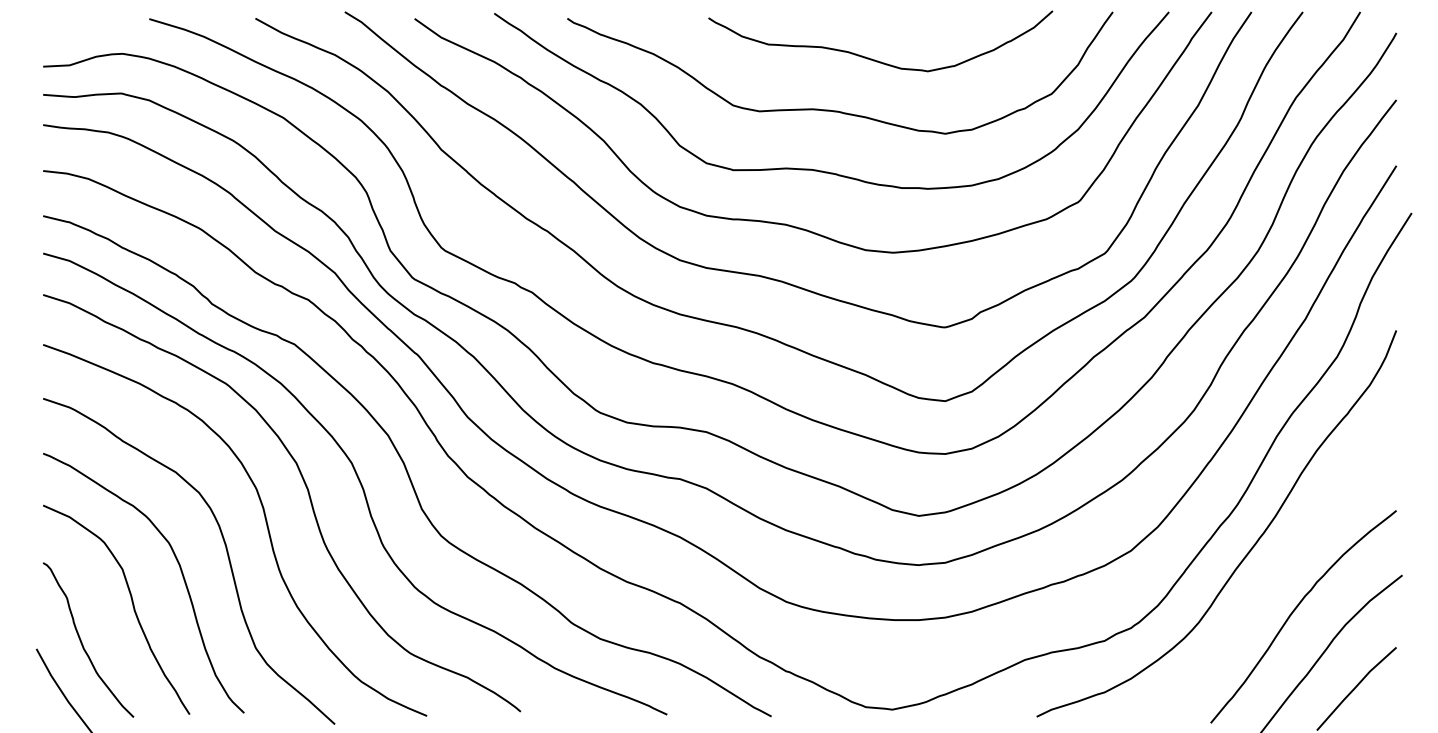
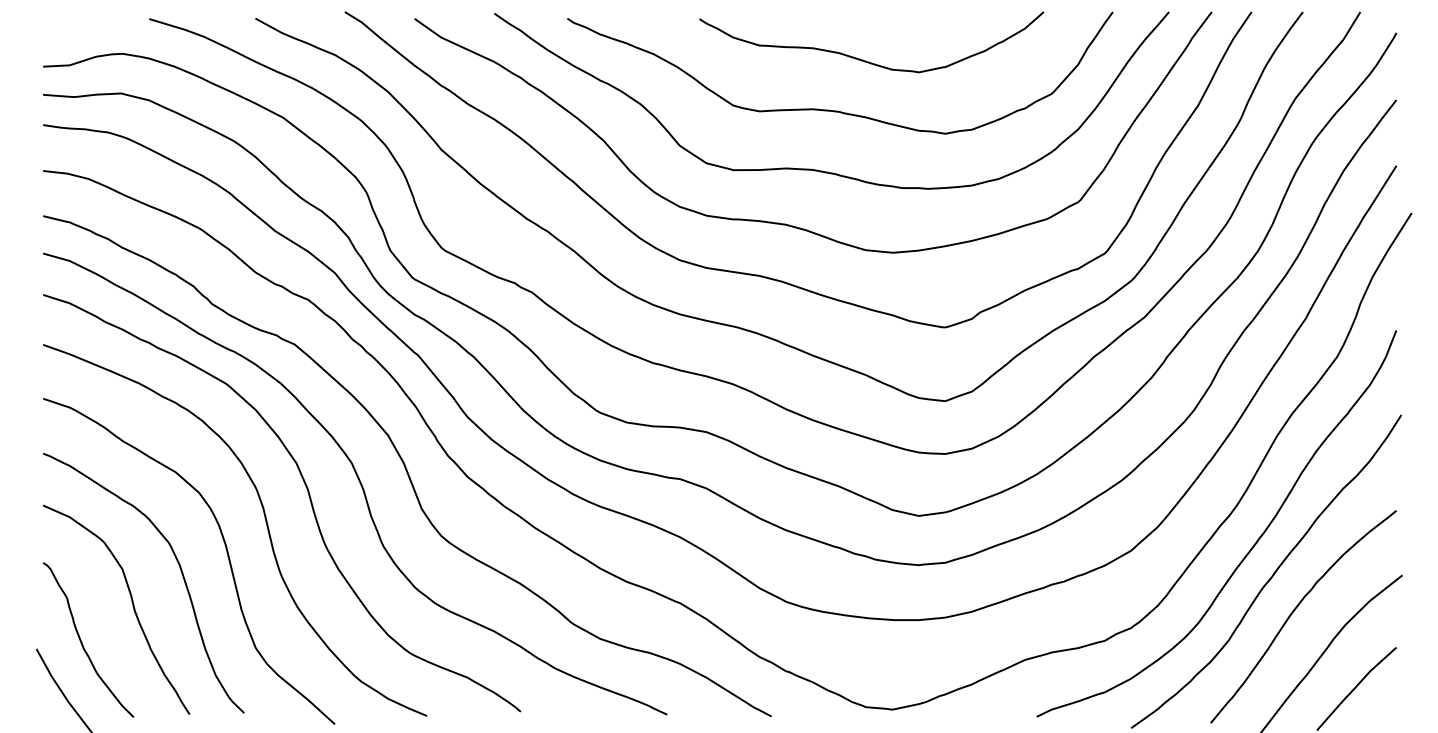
curve position: (875, 59) -> (866, 60) (866, 60)
curve: none -> present (1271, 575)
